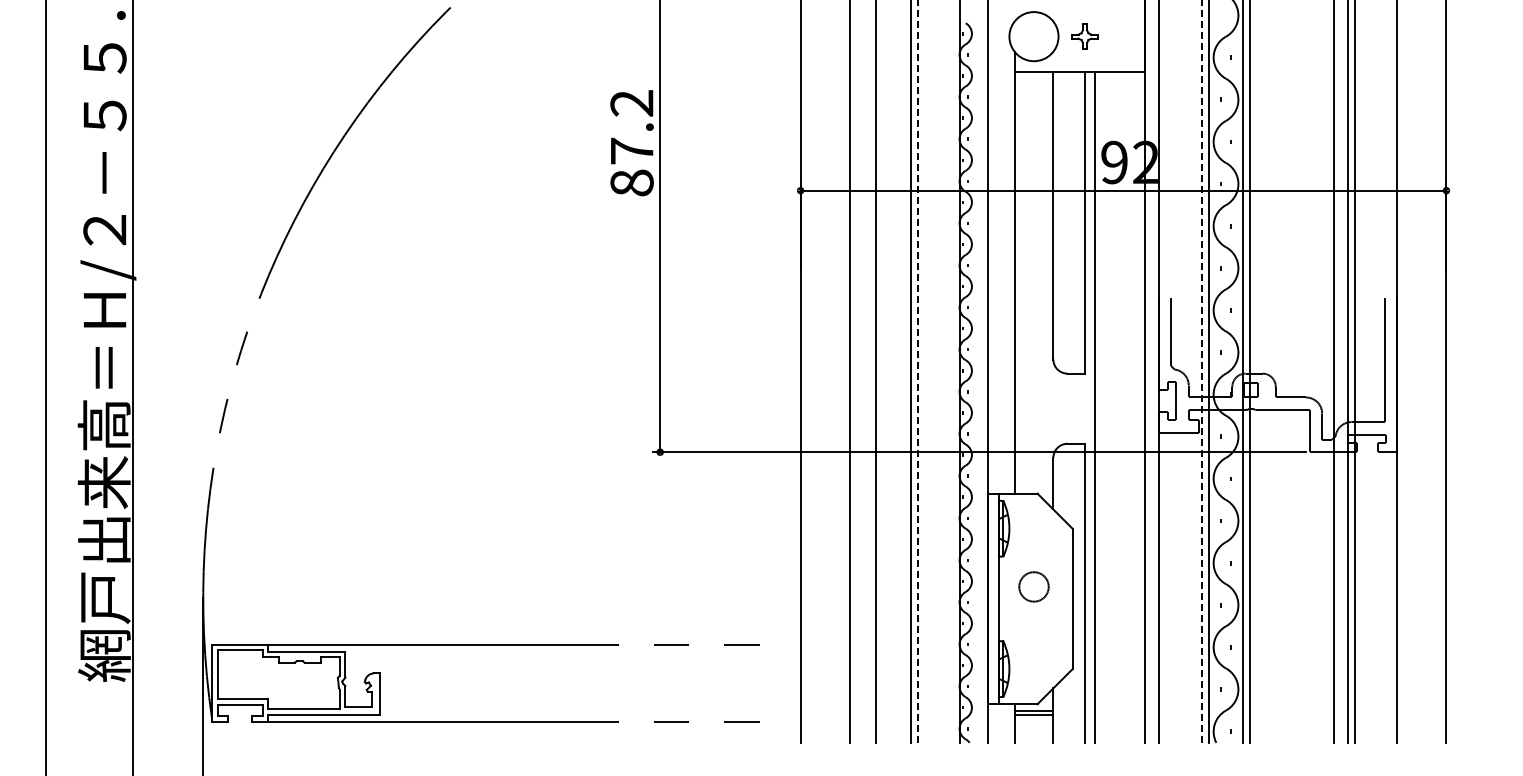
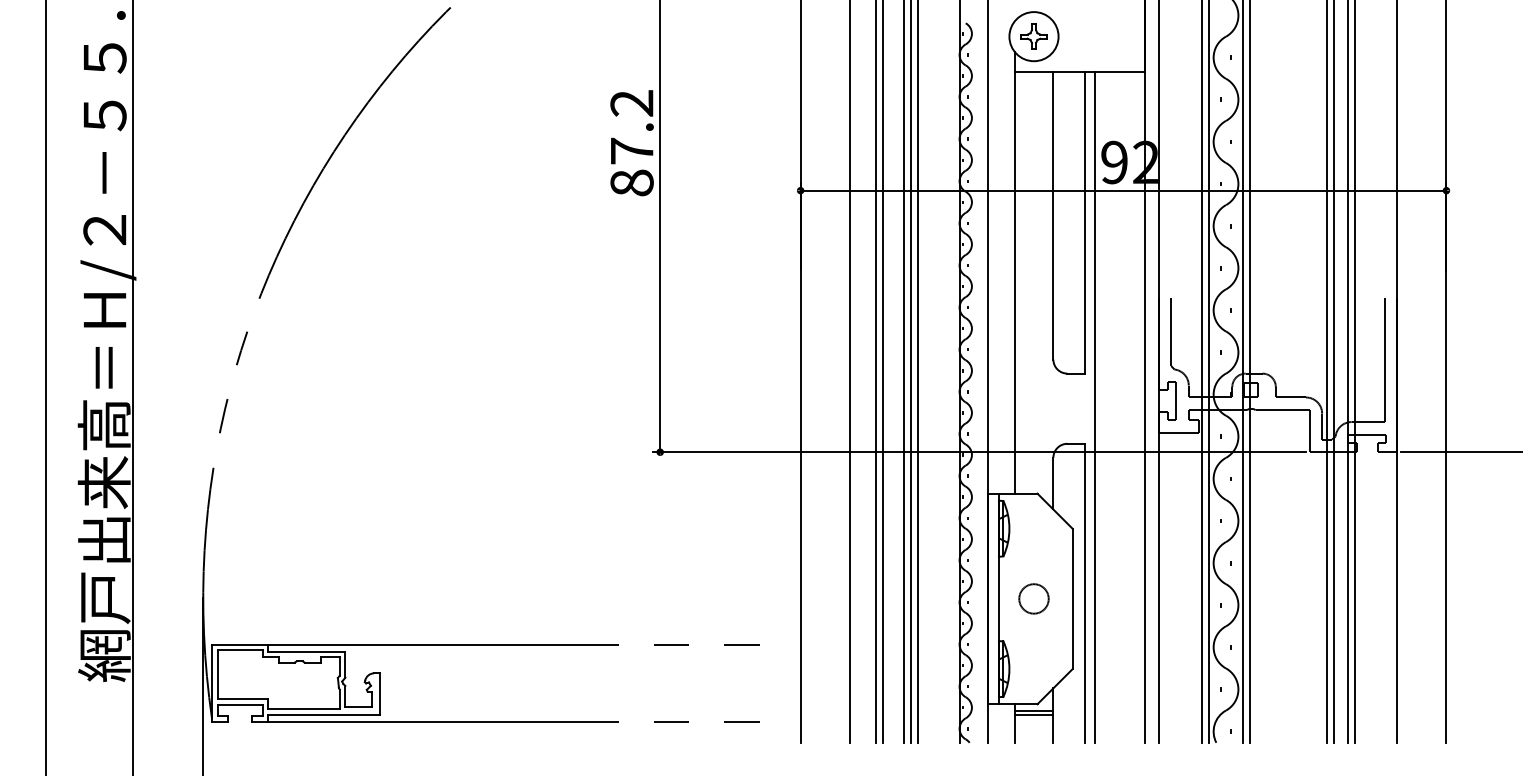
part position: (1084, 36) -> (1033, 36) (1033, 36)
line: dashed -> solid (1202, 371)
line: none -> present (882, 372)
line: none -> present (903, 372)
line: dashed -> solid (918, 372)
line: none -> present (1327, 372)
line: none -> present (1459, 452)
circle position: (1033, 586) -> (1033, 598) (1033, 598)
